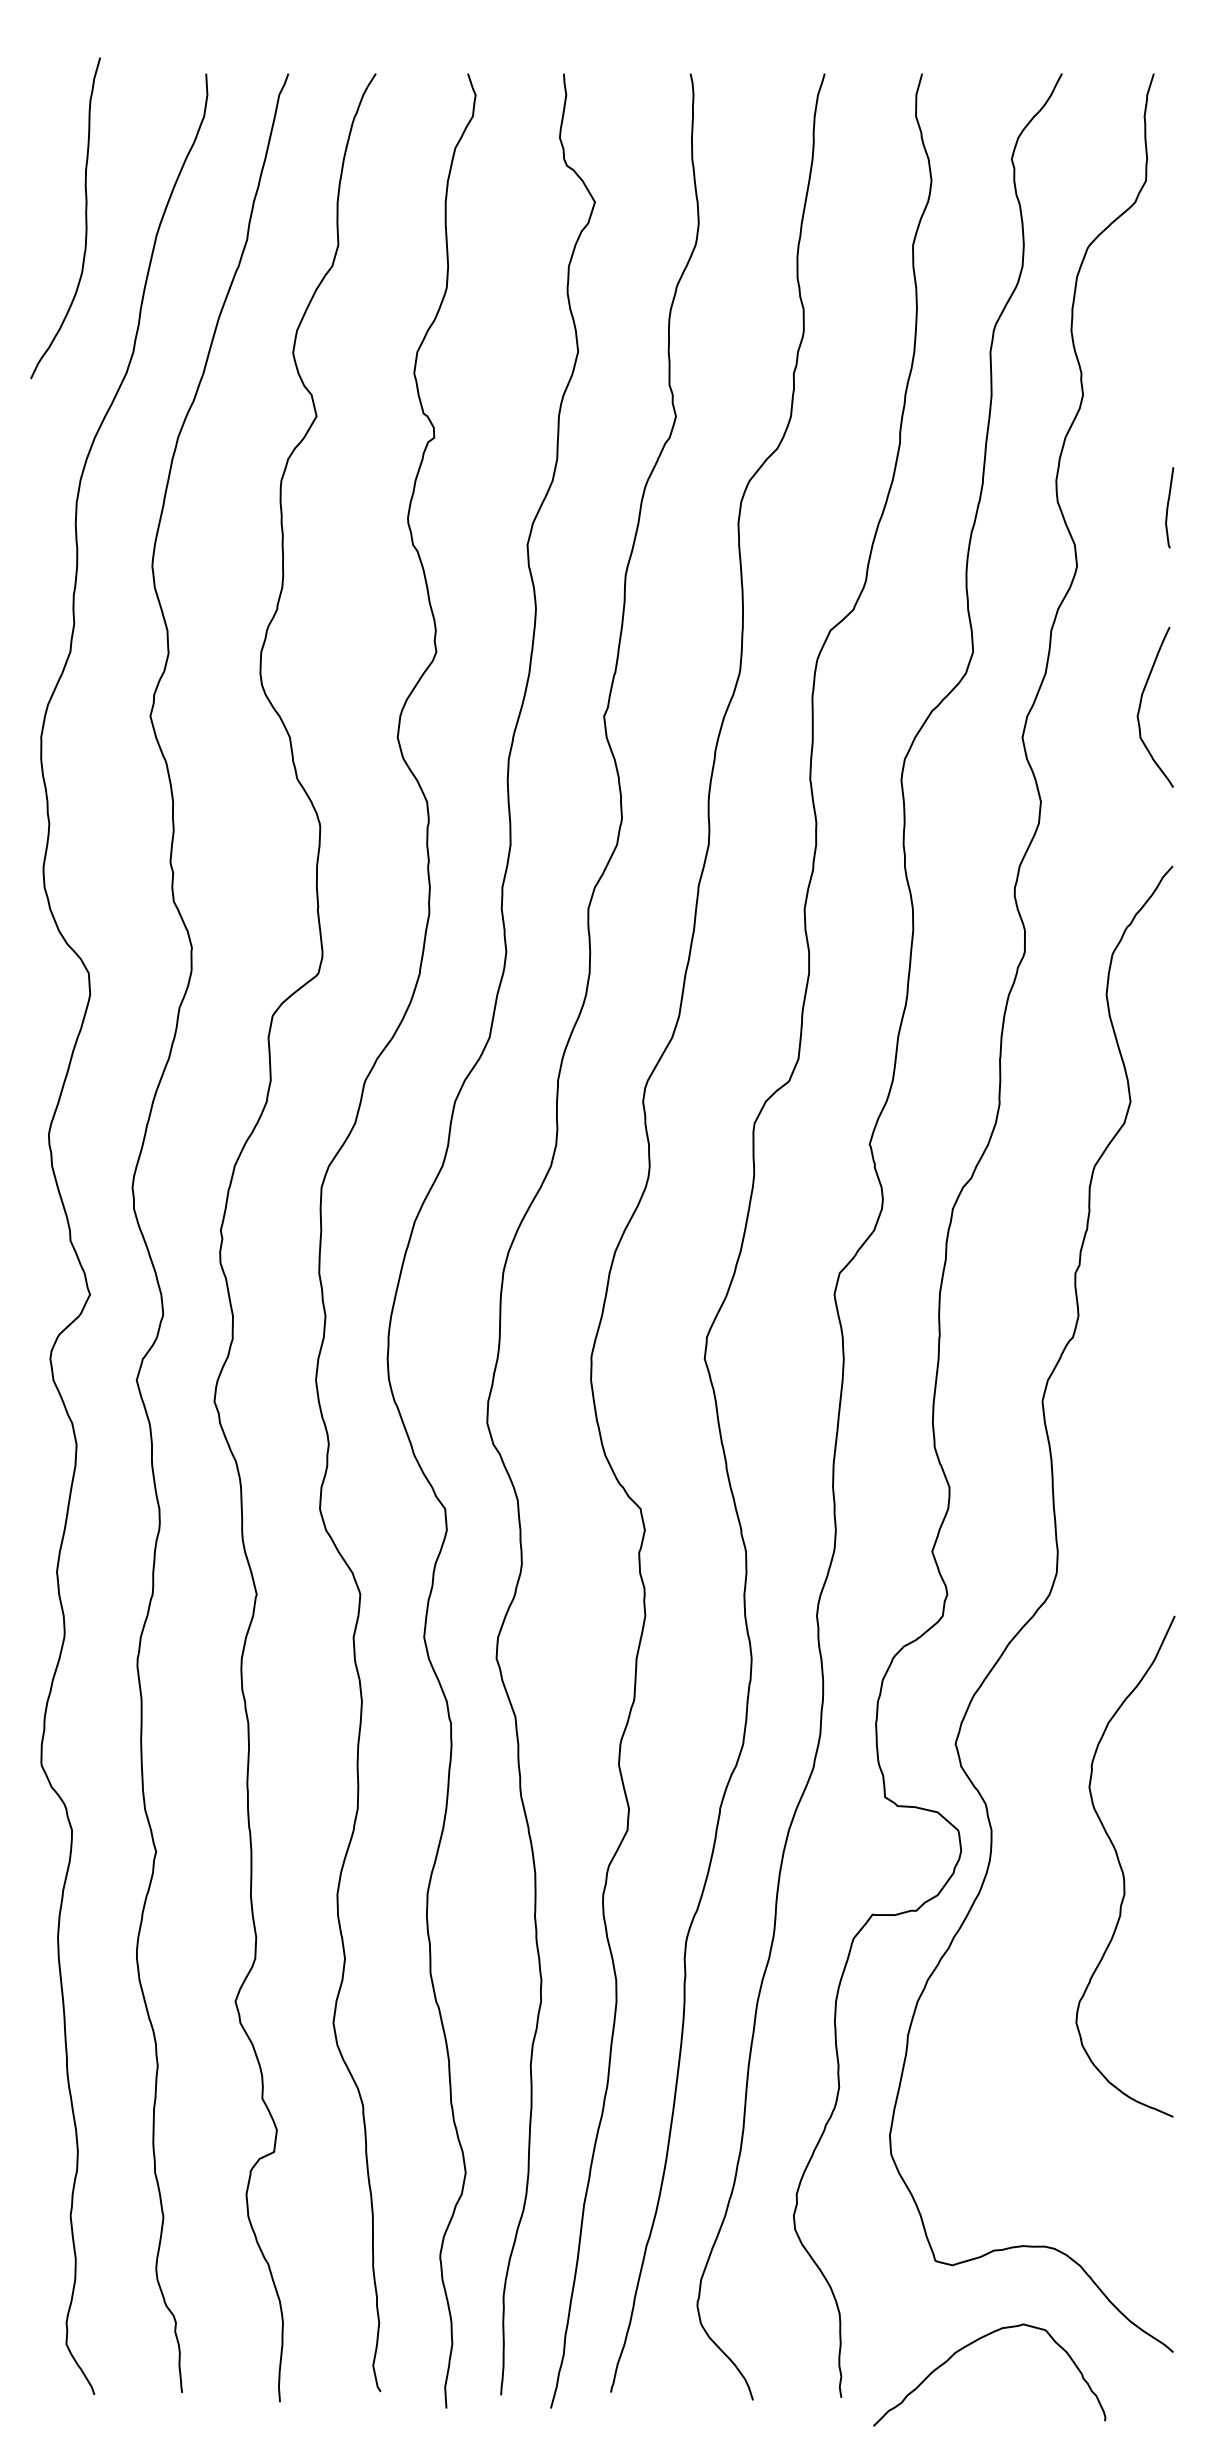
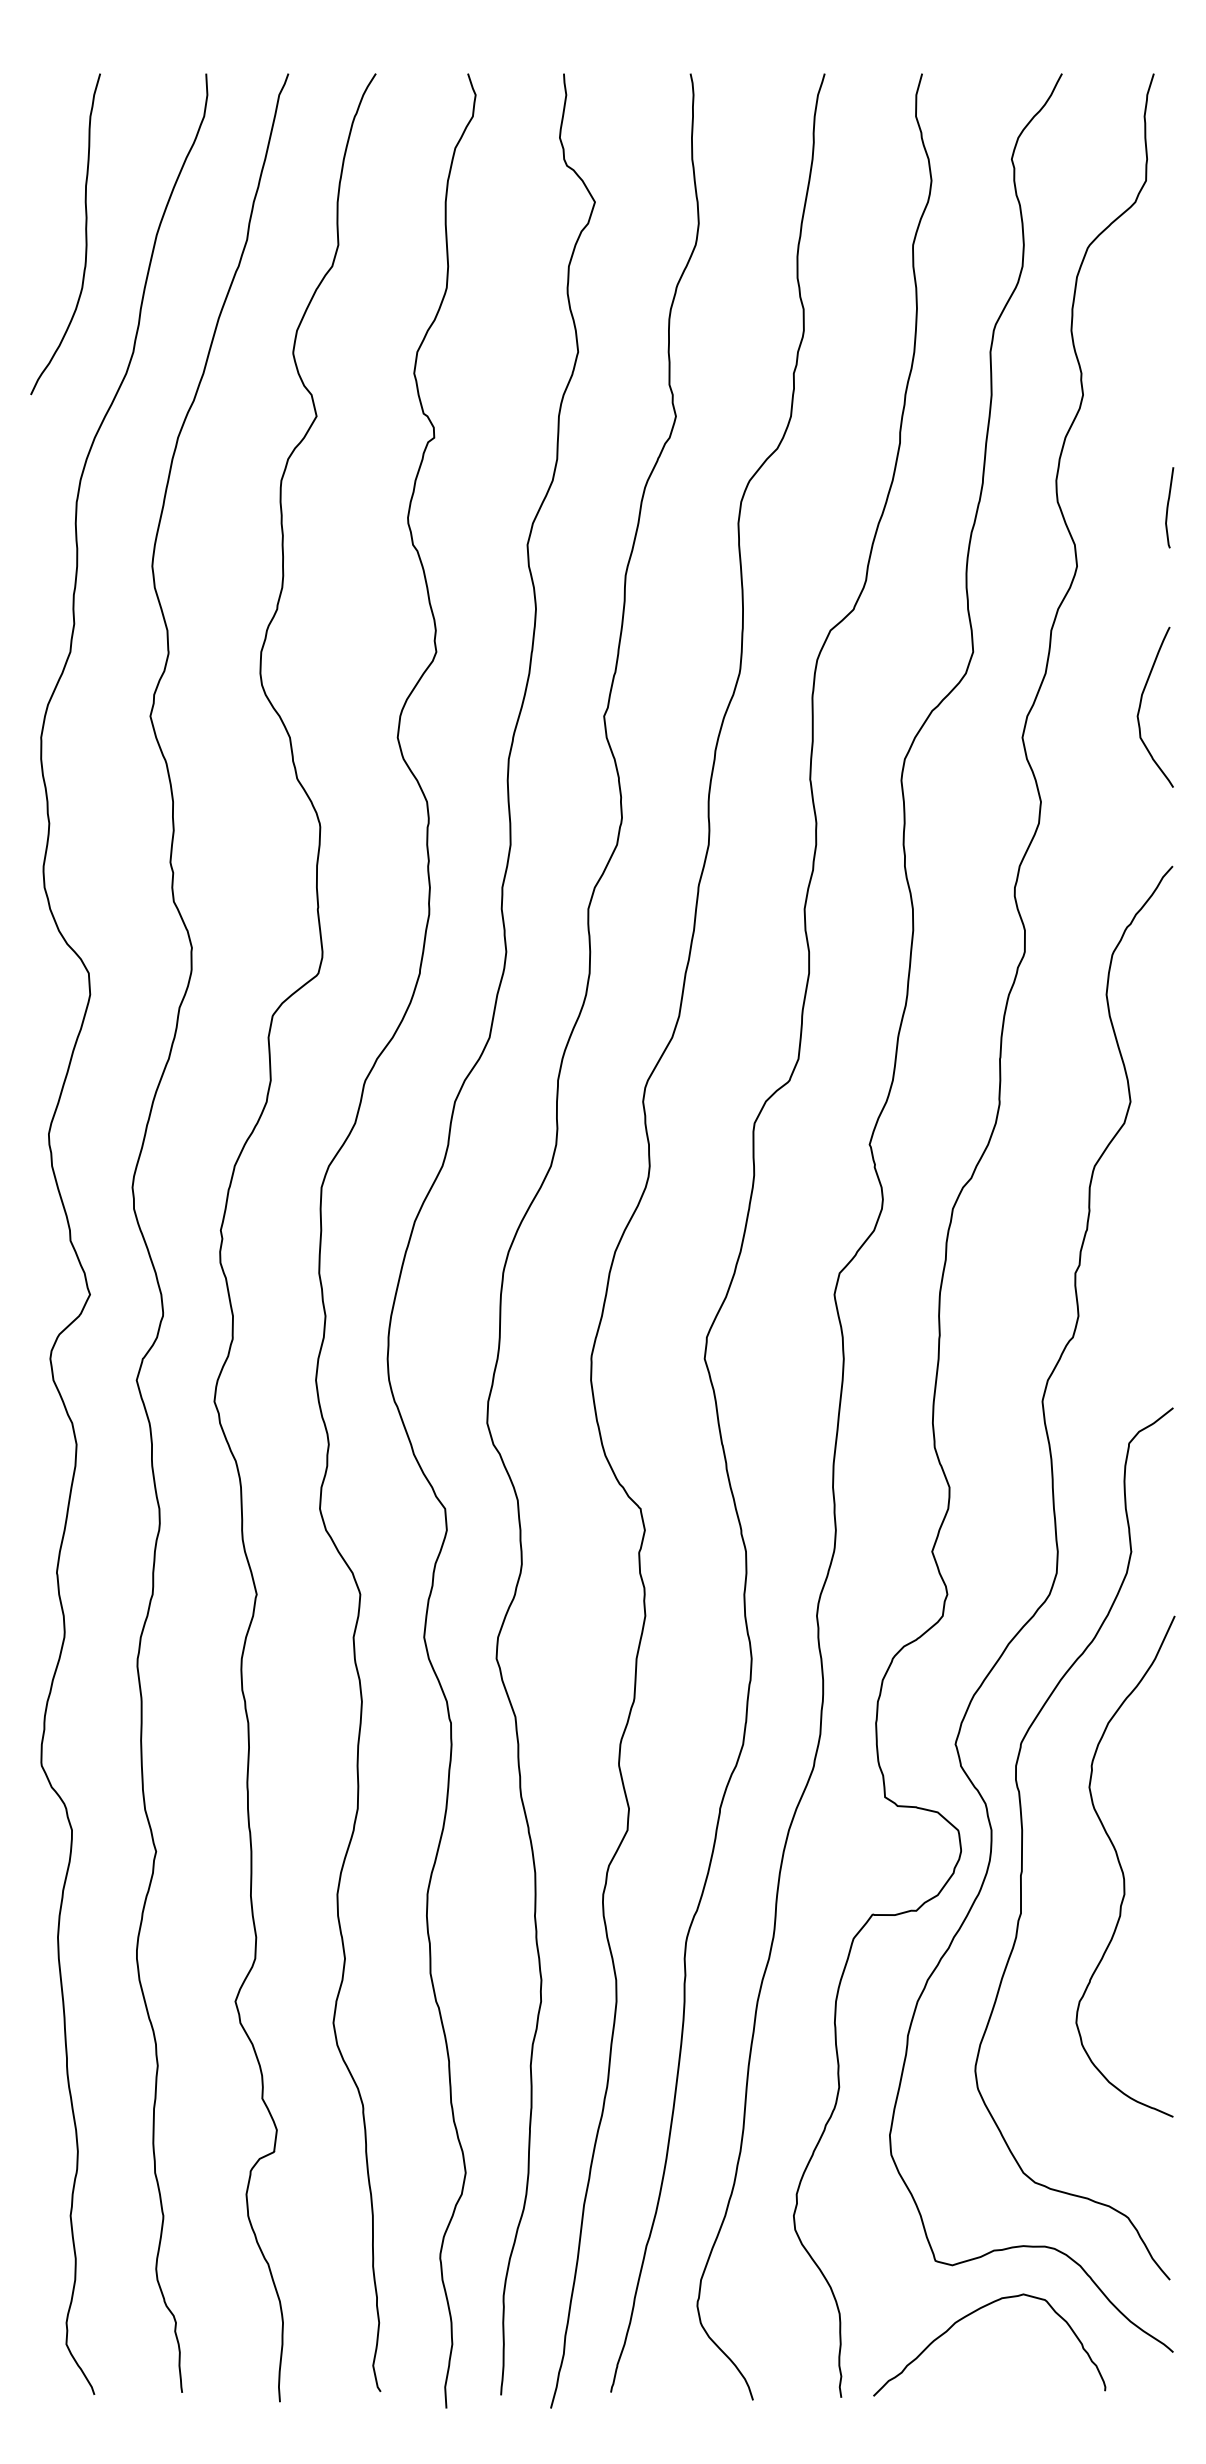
curve position: (85, 218) -> (85, 234) (85, 234)
curve: none -> present (1022, 1843)
curve position: (973, 2343) -> (973, 2313) (973, 2313)
